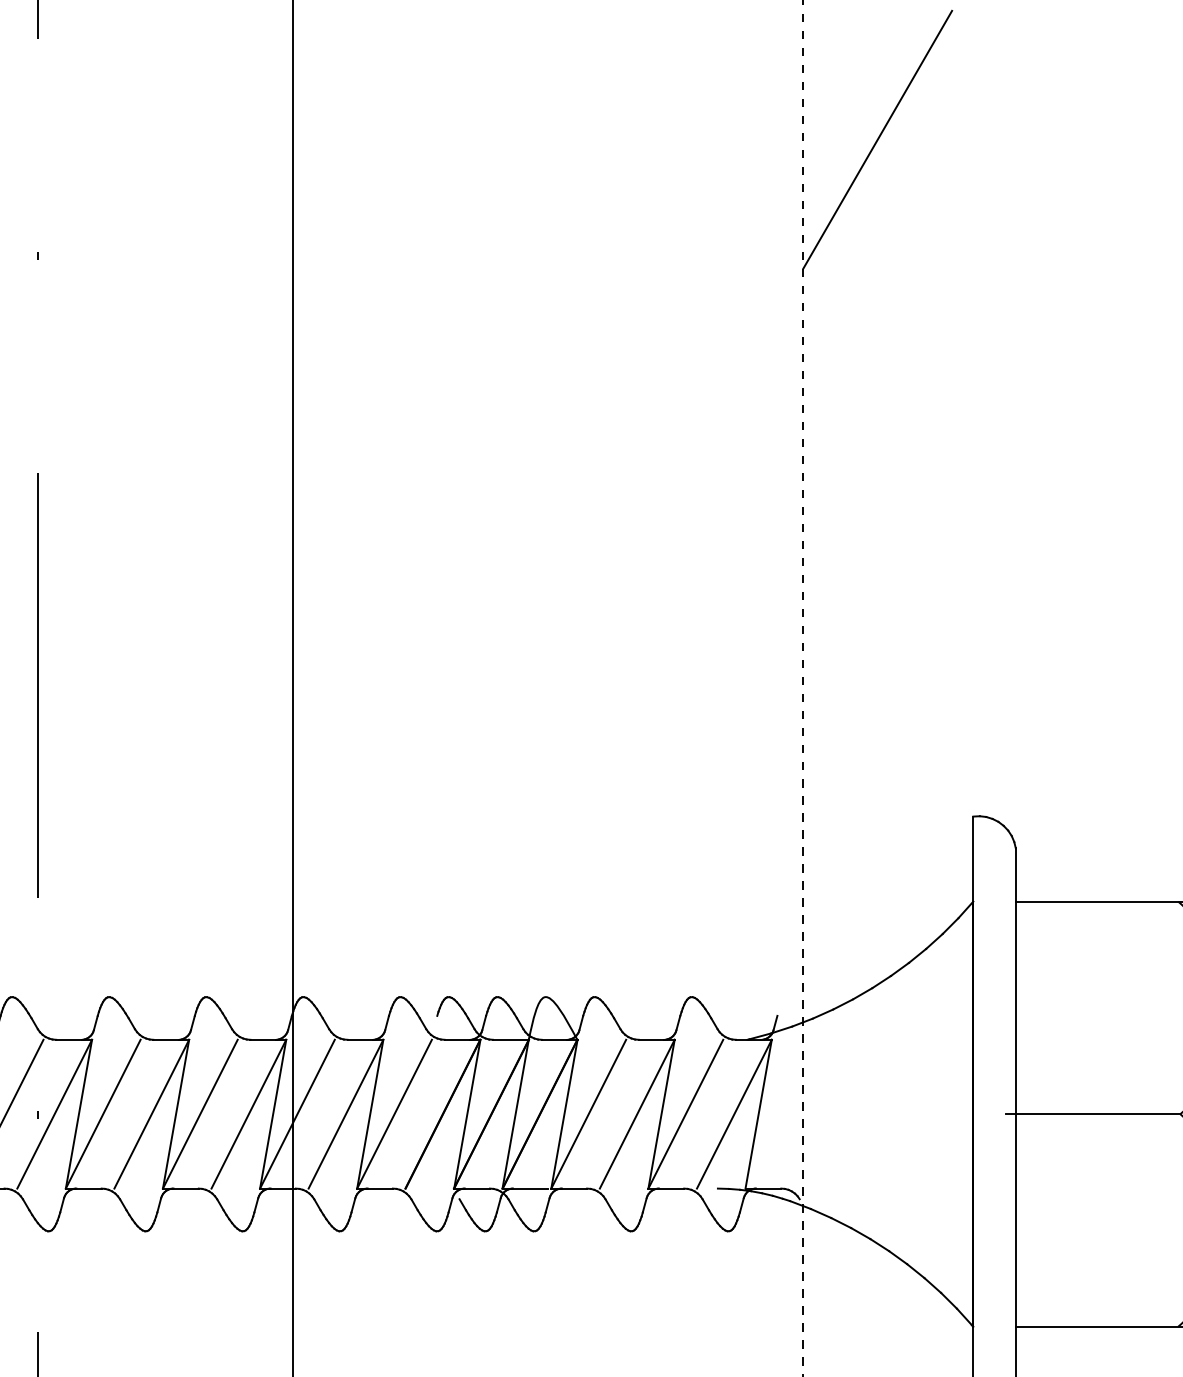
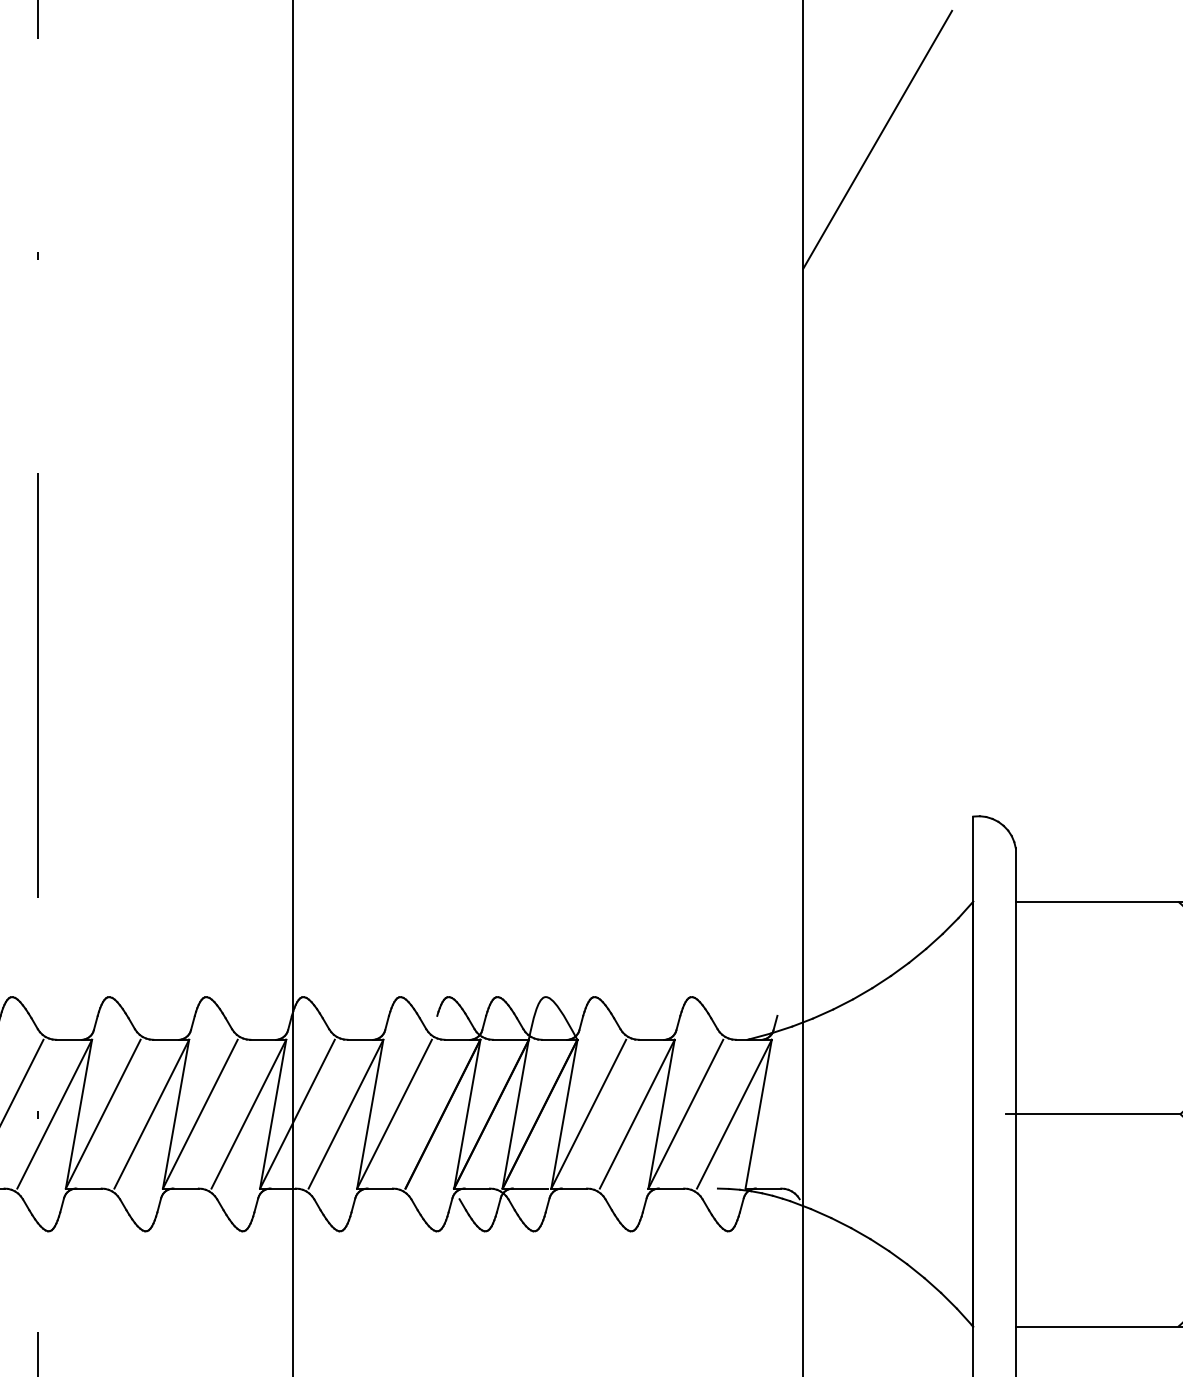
line: dashed -> solid (803, 688)
